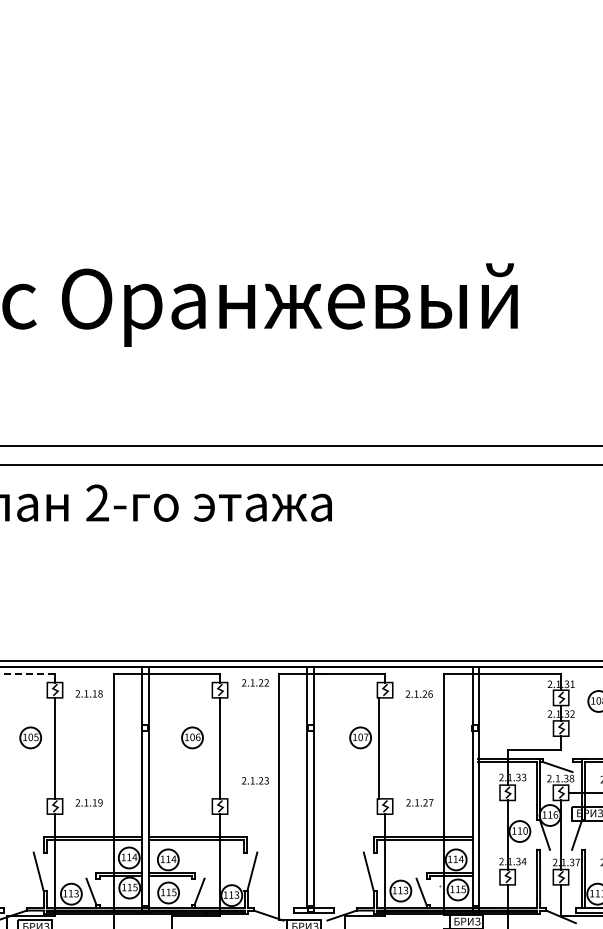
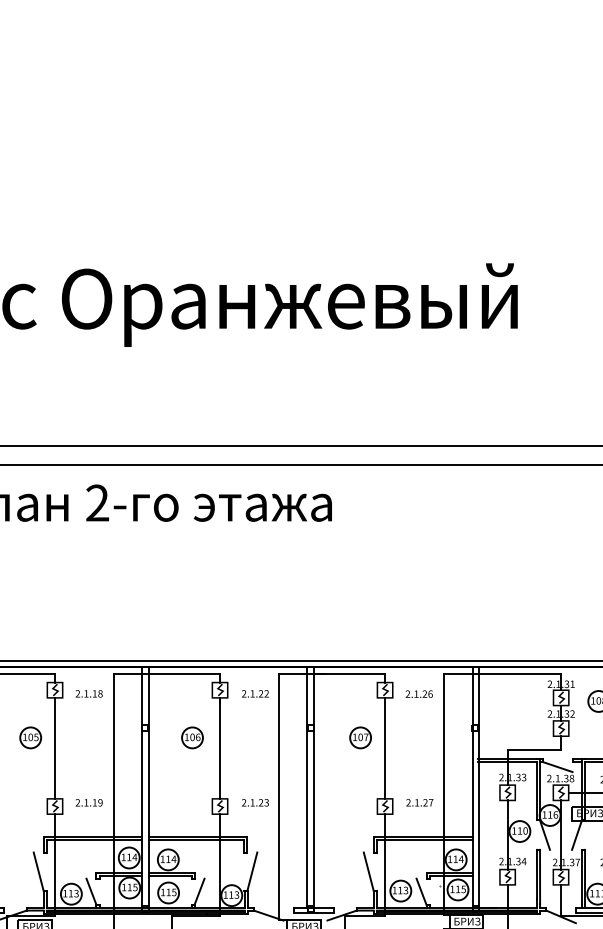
line: dashed -> solid (27, 673)
text position: (255, 682) -> (255, 693) (255, 693)
line position: (379, 747) -> (385, 747) (385, 747)
text position: (255, 780) -> (255, 802) (255, 802)
